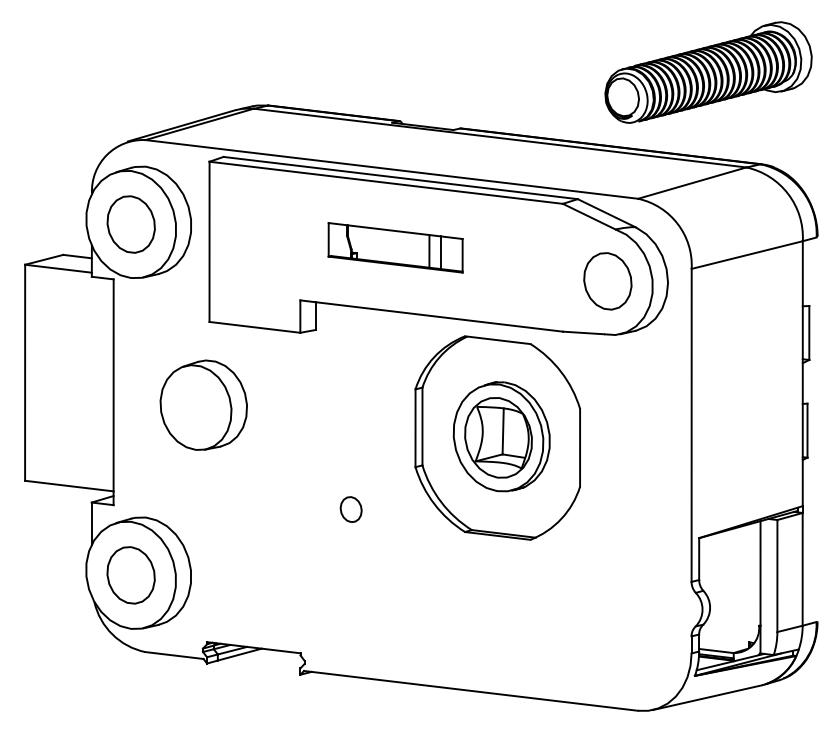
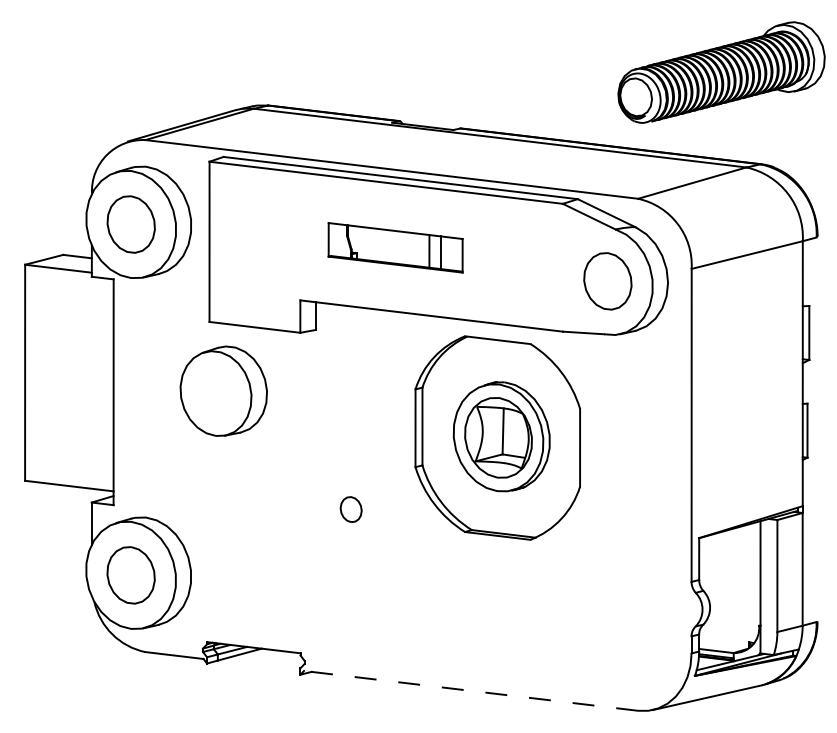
part position: (708, 72) -> (721, 72) (721, 72)
part position: (203, 404) -> (223, 390) (223, 390)
line: solid -> dashed (470, 690)
